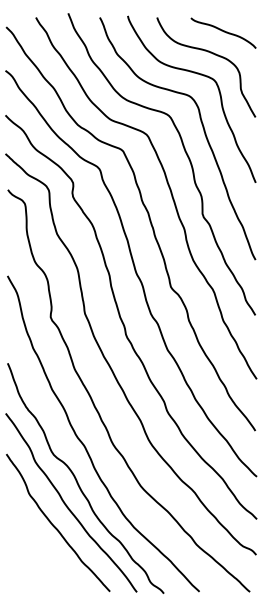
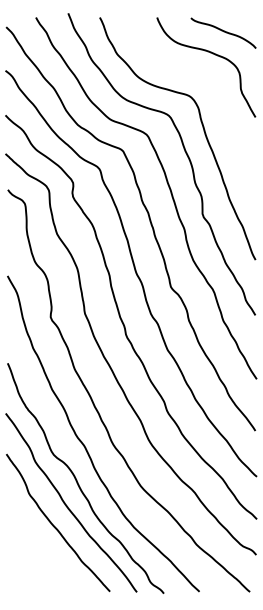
curve: present -> none (200, 75)
